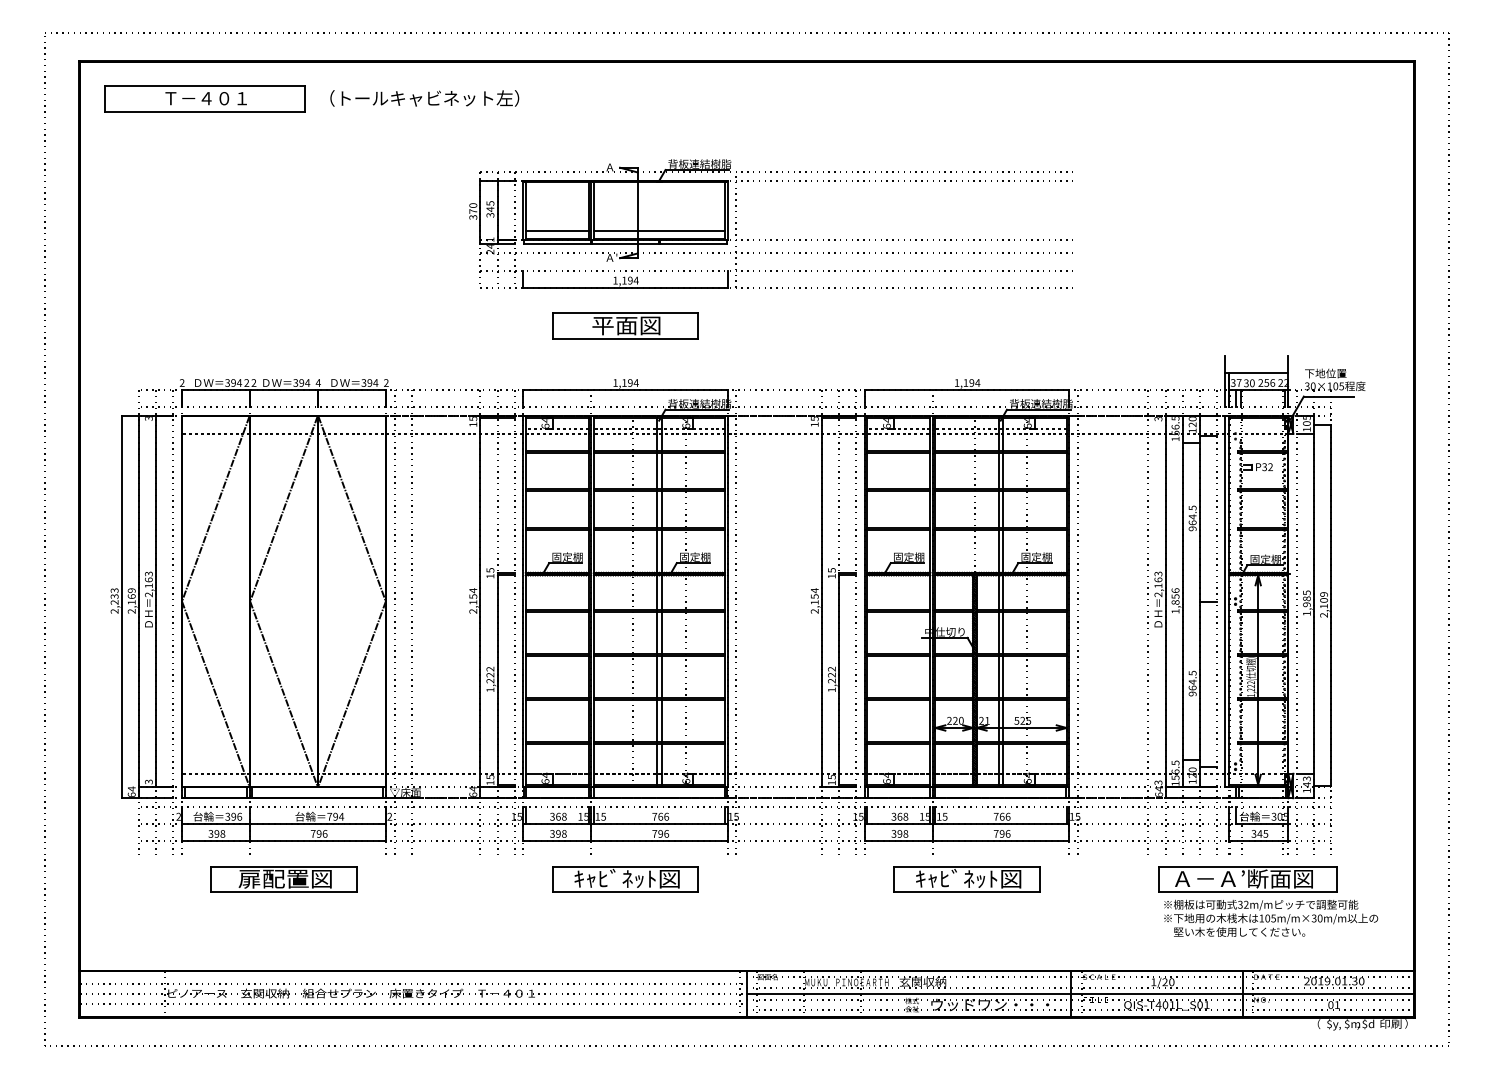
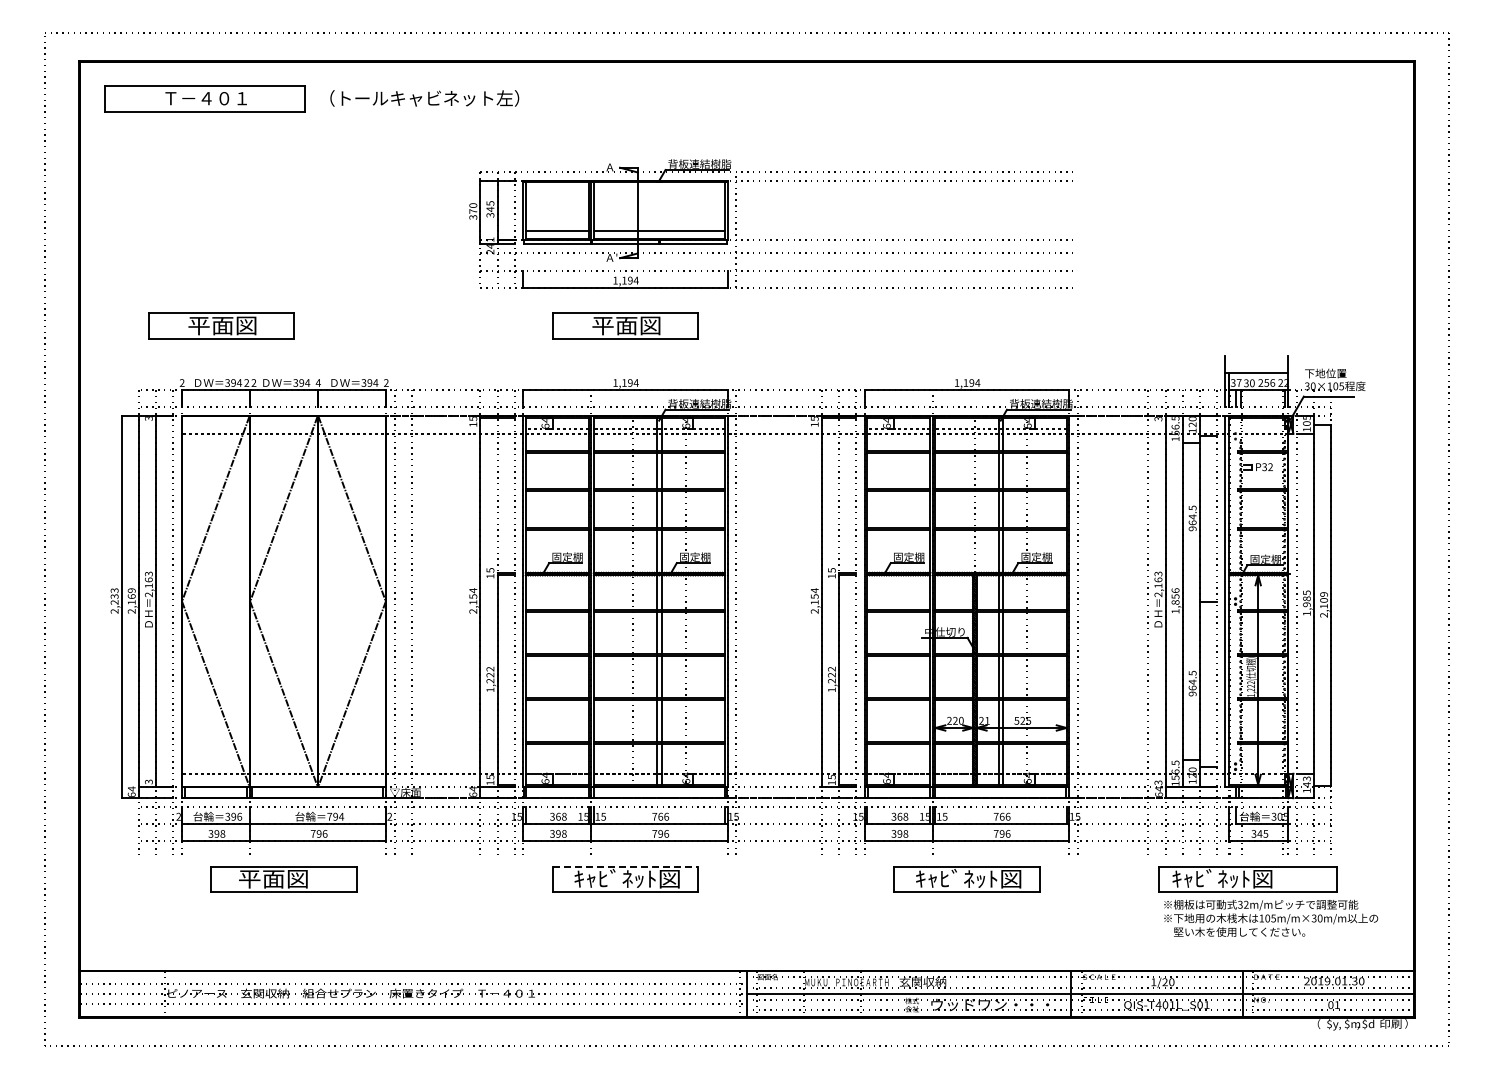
part: none -> present (221, 325)
line: solid -> dashed (625, 866)
text: 扉配置図 -> 平面図 (284, 878)
text: Ａ－Ａ’断面図 -> ｷｬﾋﾞﾈｯﾄ図 (1242, 878)
